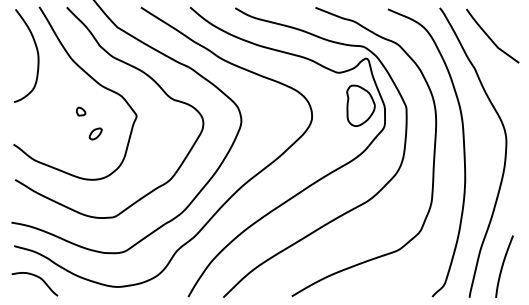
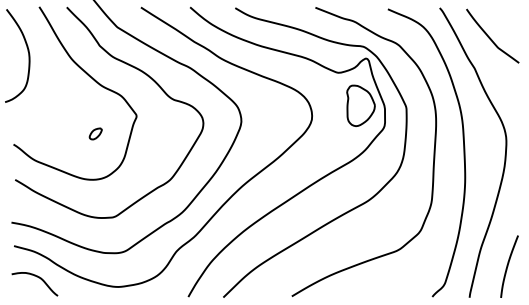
curve position: (36, 51) -> (27, 51) (27, 51)
part: present -> none (81, 111)
curve position: (503, 266) -> (508, 266) (508, 266)
